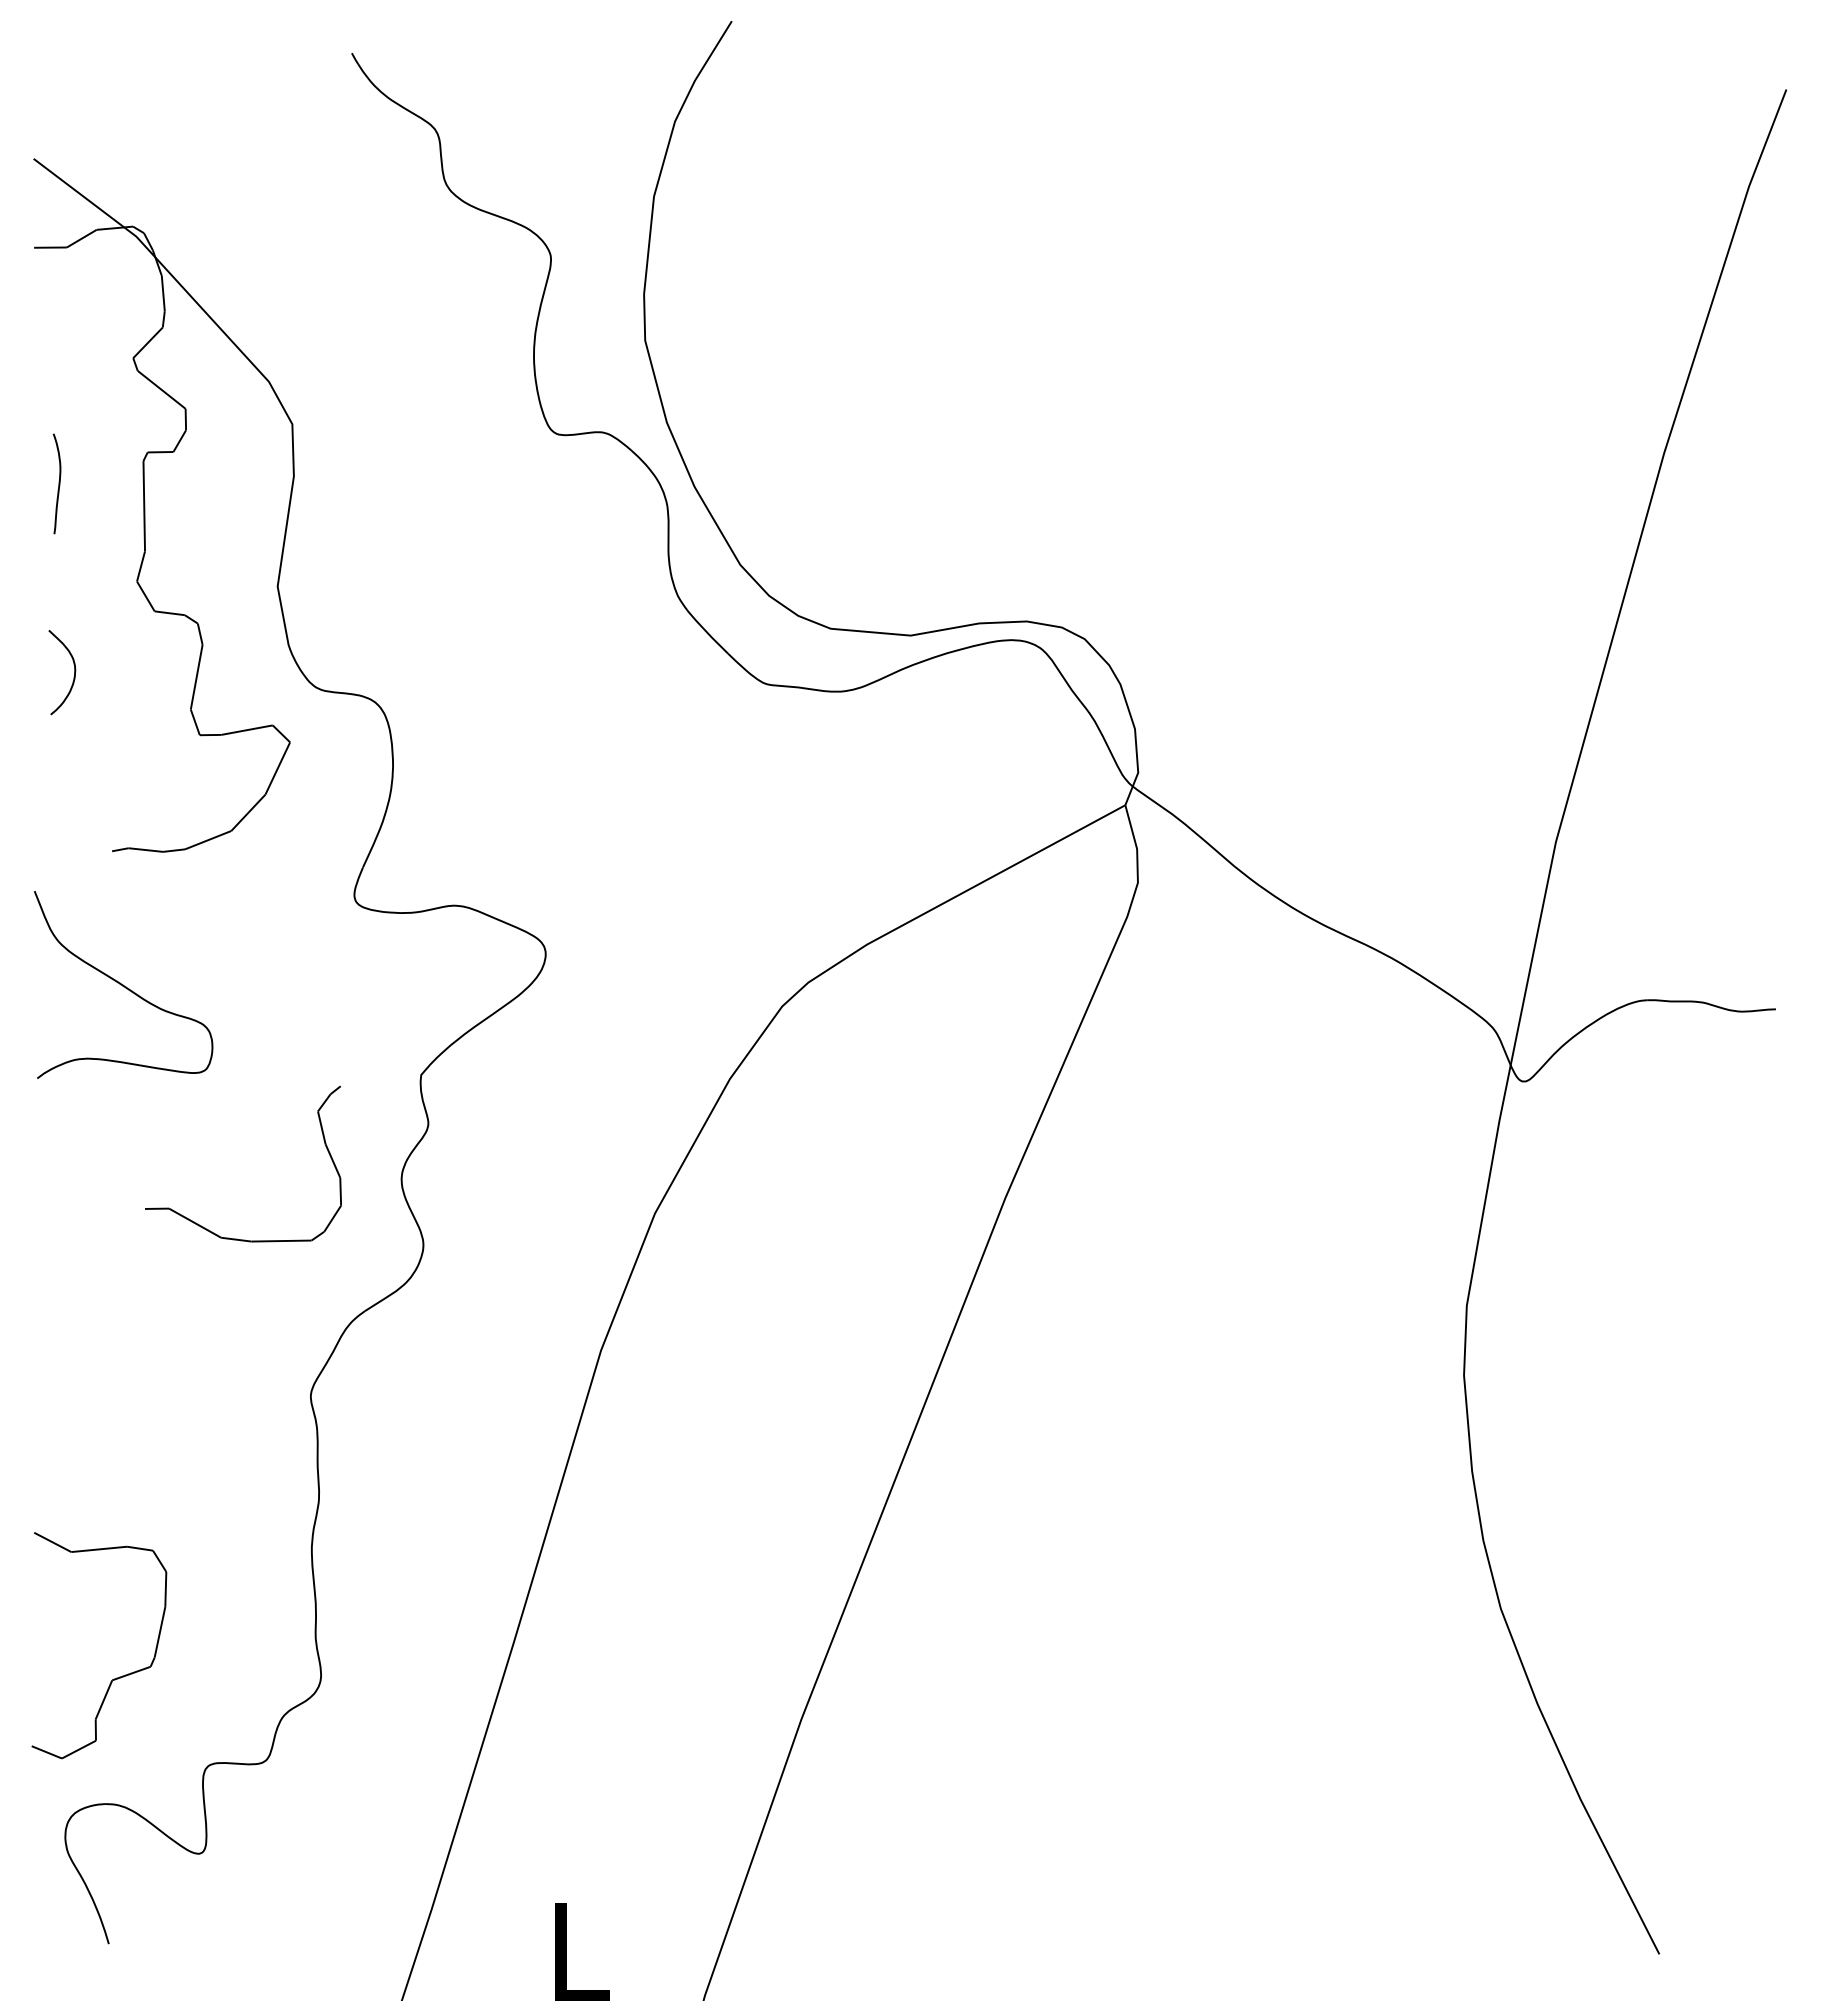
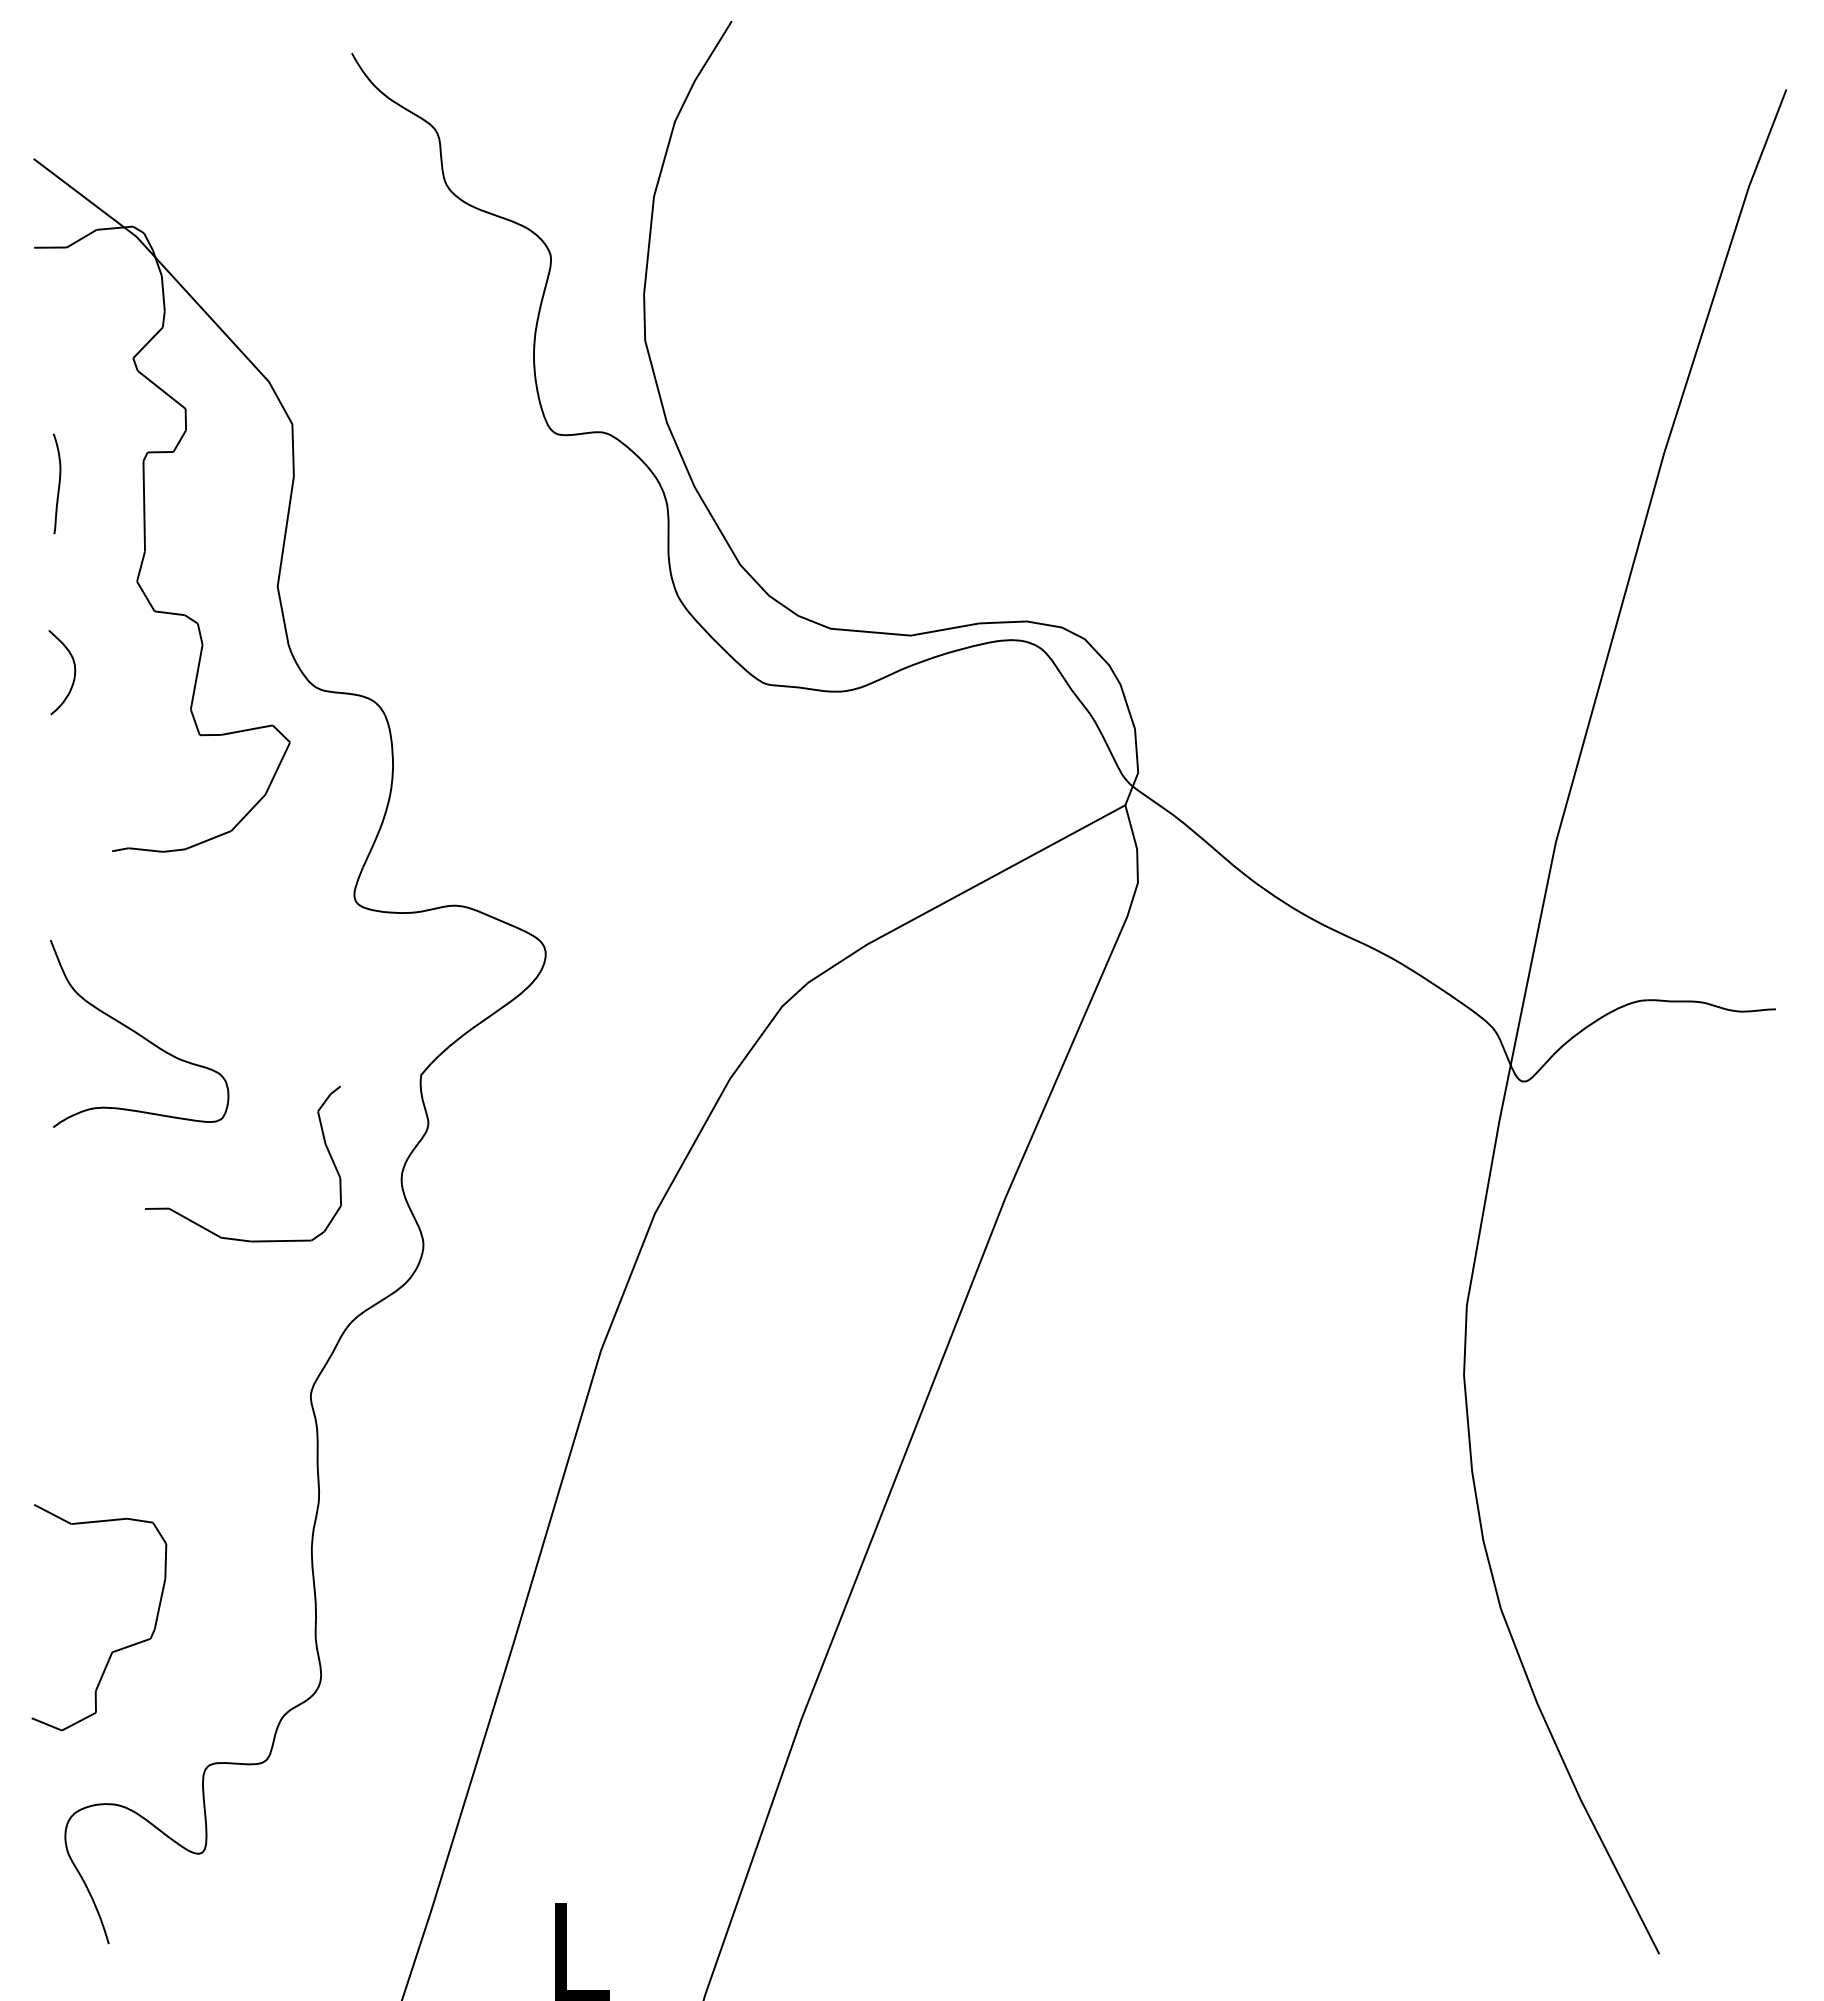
curve position: (123, 984) -> (139, 1033) (139, 1033)
curve position: (116, 1677) -> (116, 1649) (116, 1649)
